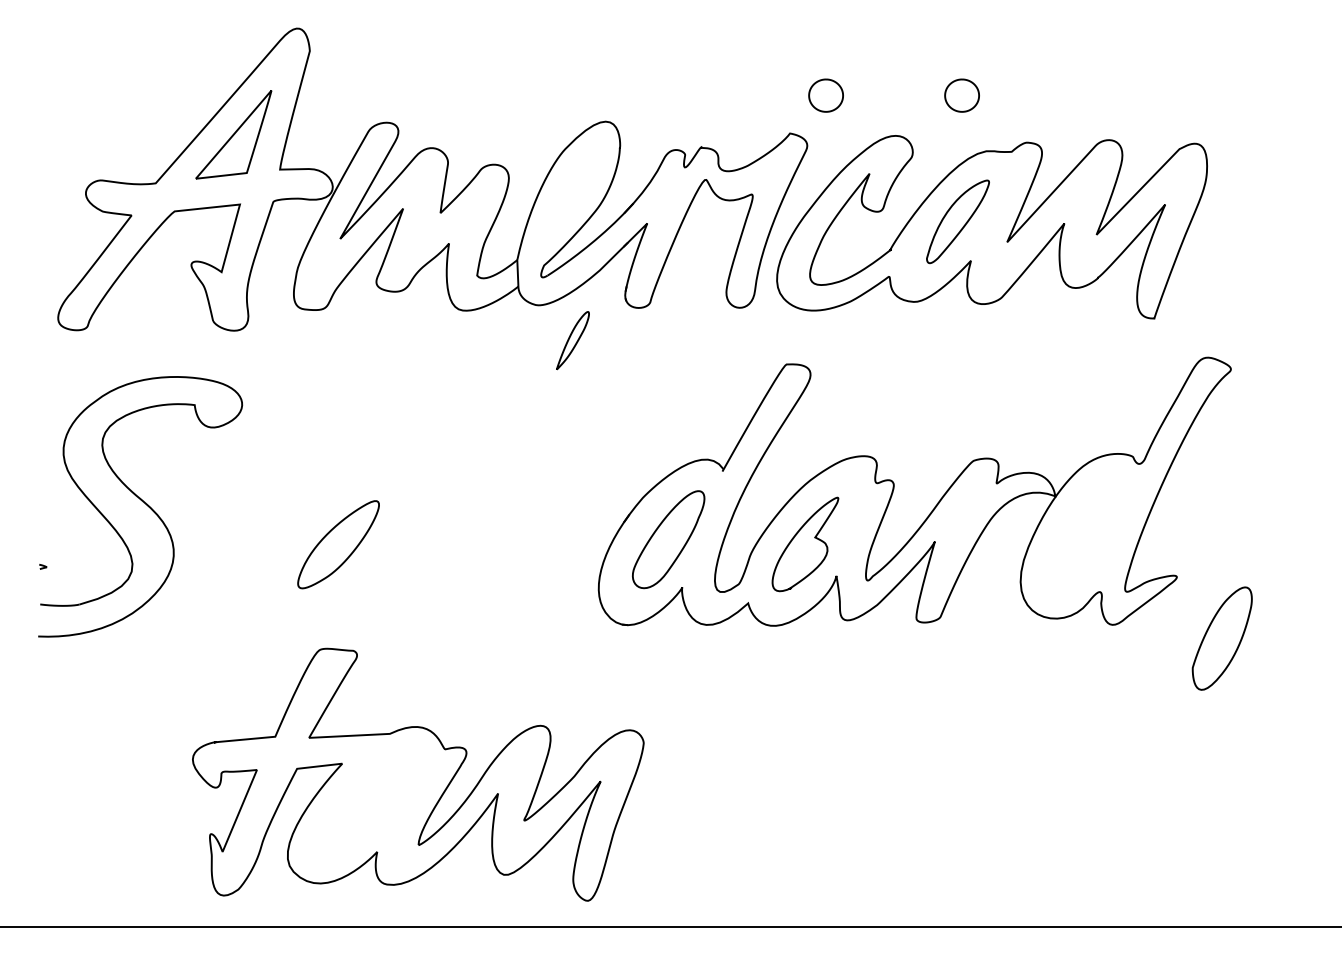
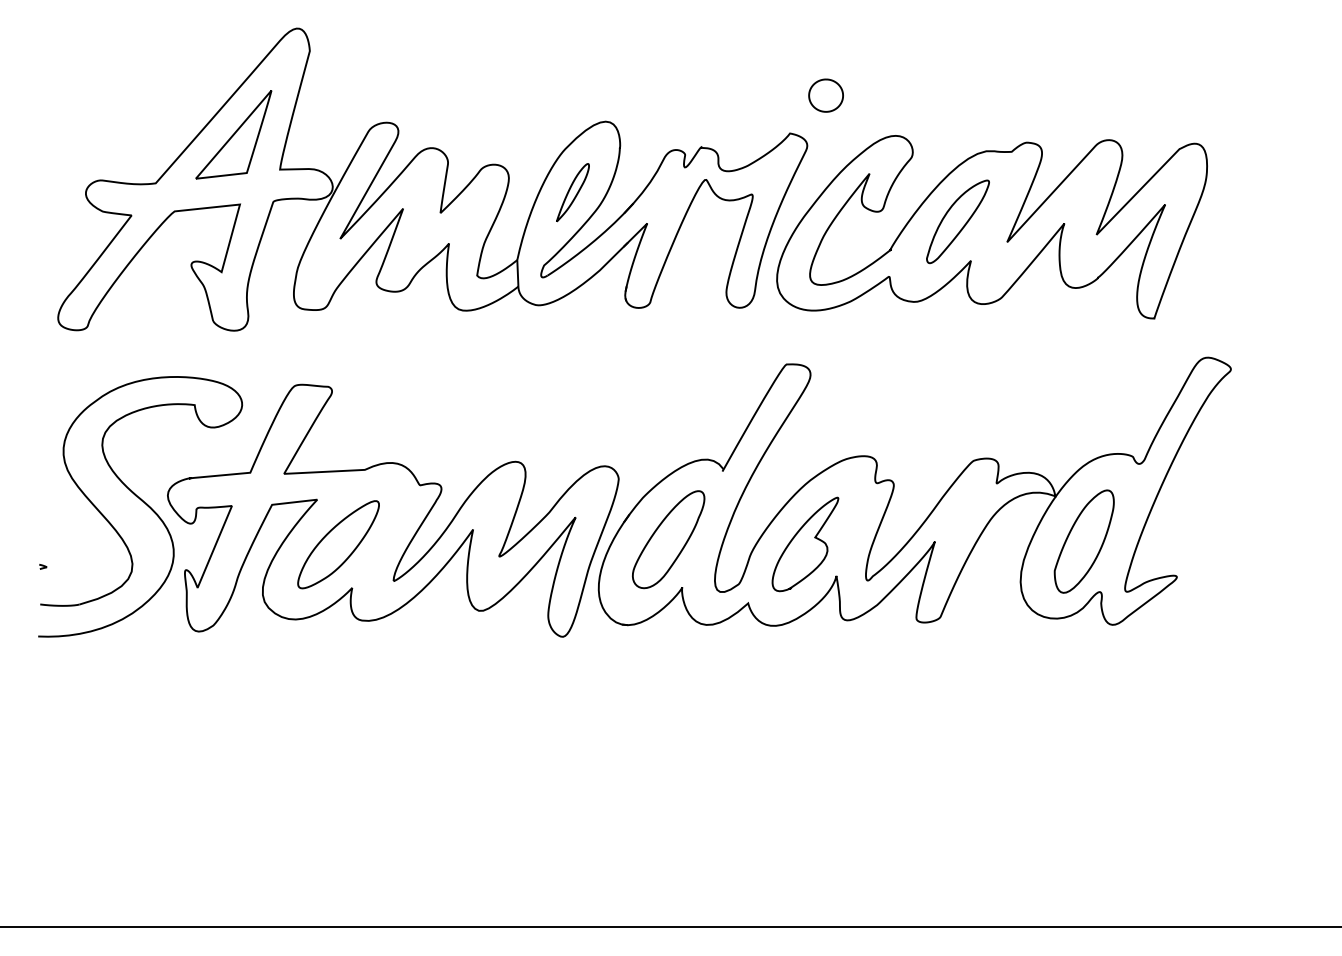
part: present -> none (961, 95)
part position: (572, 340) -> (572, 192) (572, 192)
part position: (1221, 638) -> (1083, 541) (1083, 541)
part position: (418, 774) -> (393, 510) (393, 510)
